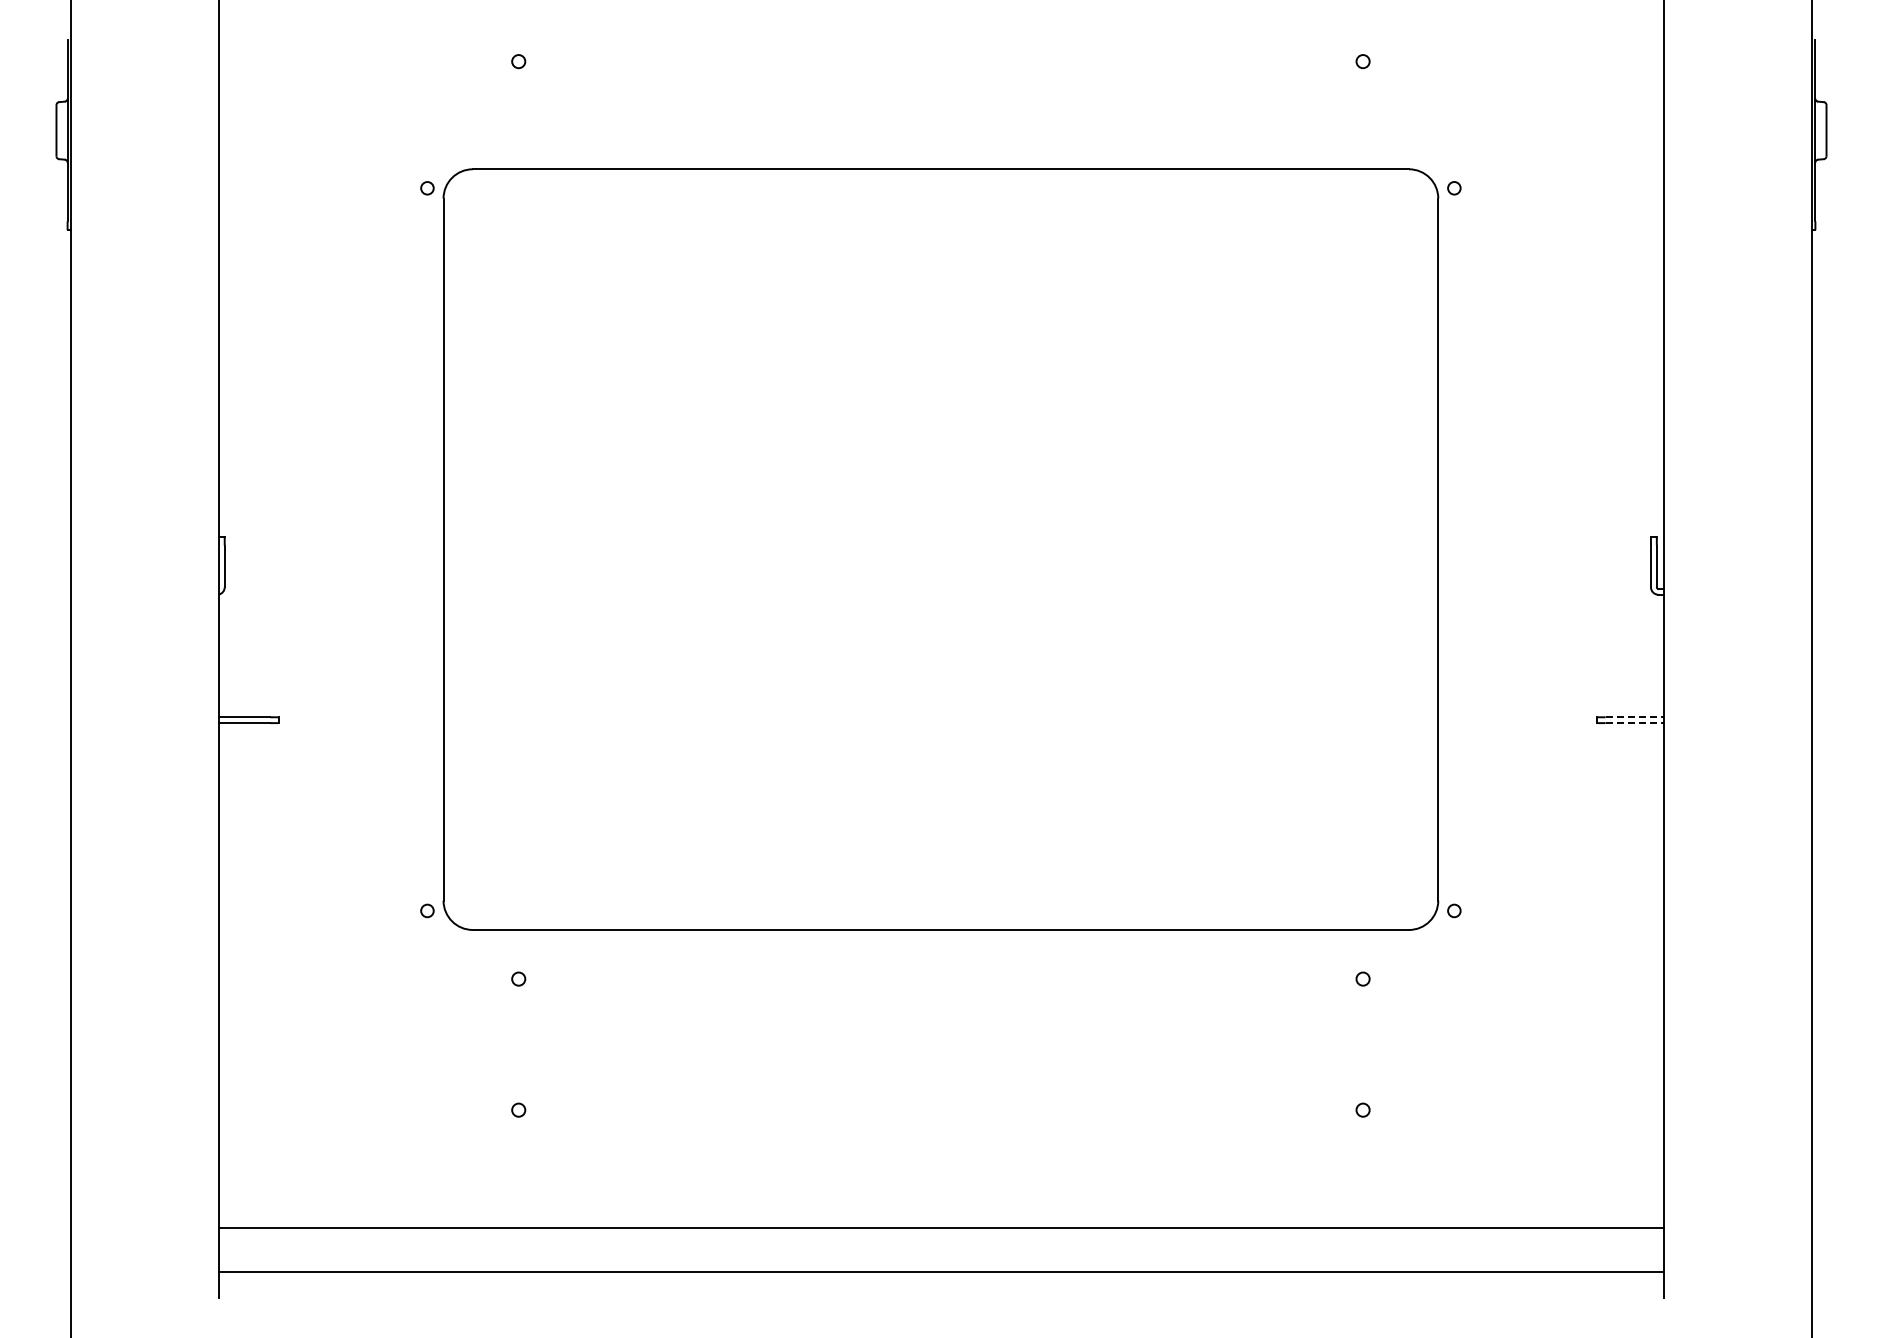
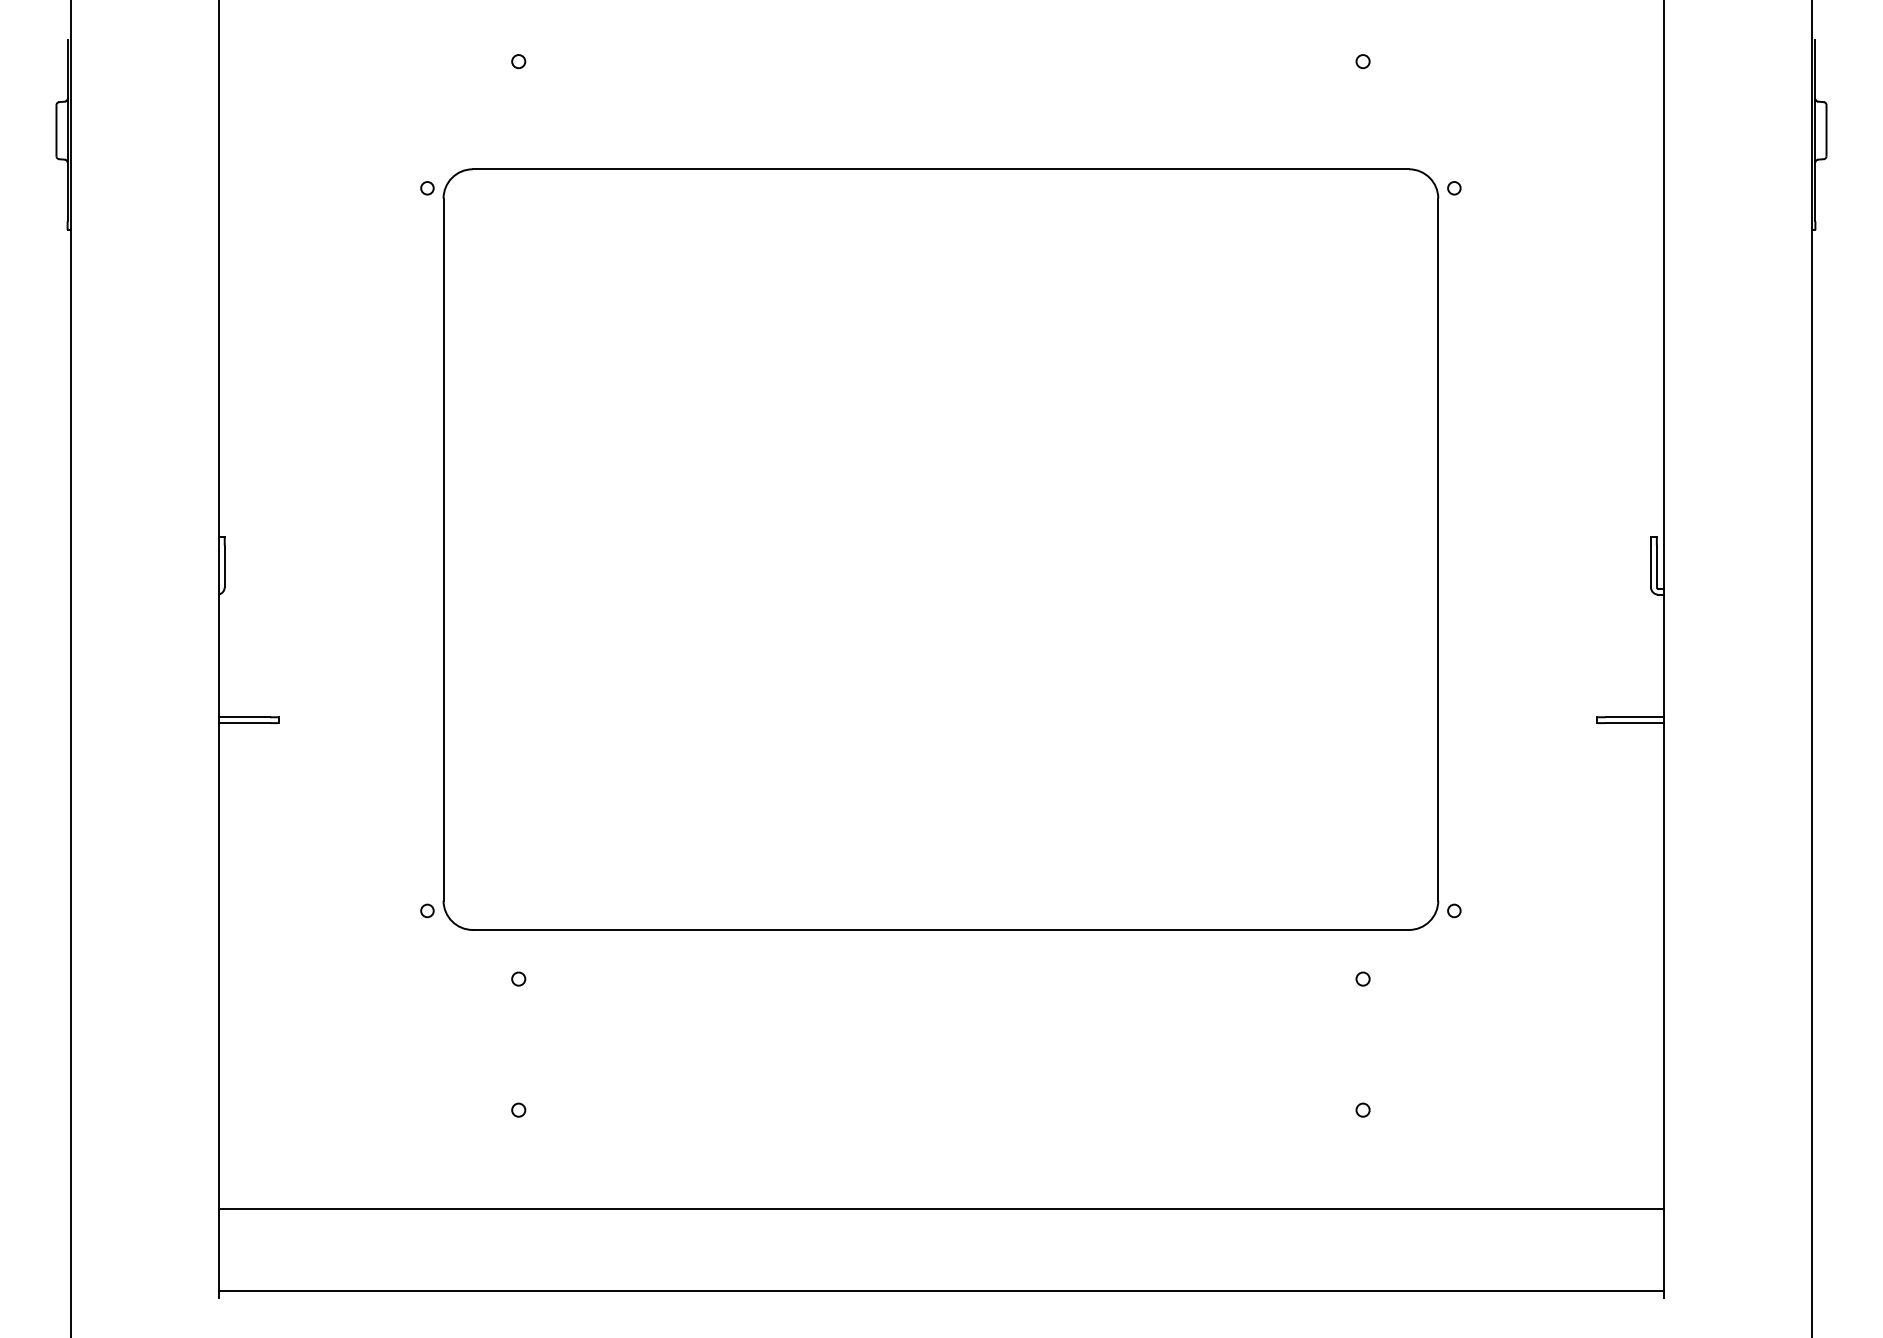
line: dashed -> solid (1635, 717)
line: dashed -> solid (1635, 723)
line position: (941, 1227) -> (941, 1208) (941, 1208)
line position: (941, 1271) -> (941, 1290) (941, 1290)
